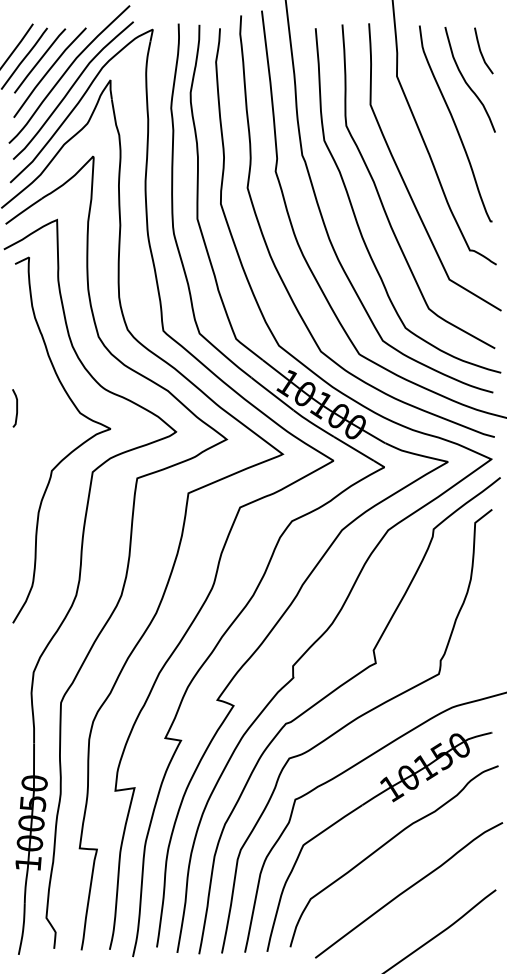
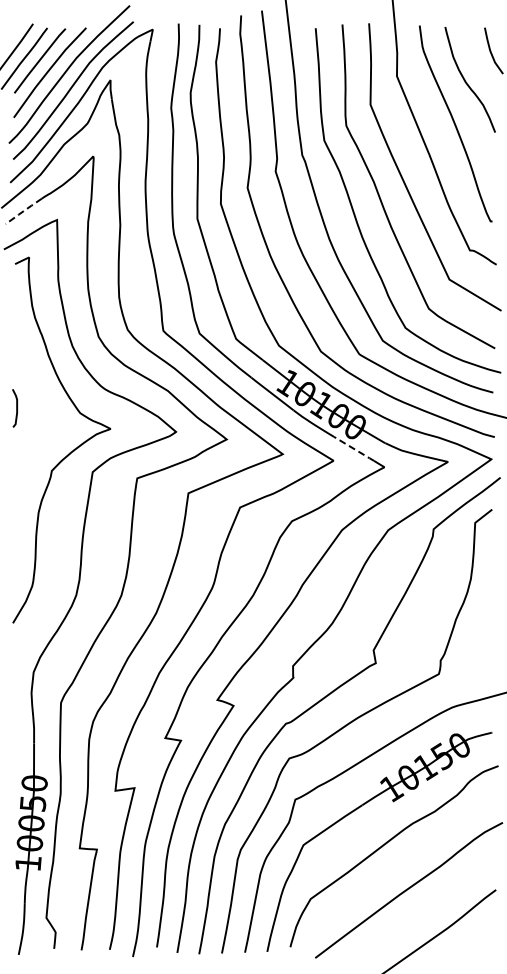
curve position: (481, 50) -> (491, 50) (491, 50)
line: solid -> dashed (23, 211)
line: solid -> dashed (354, 449)
